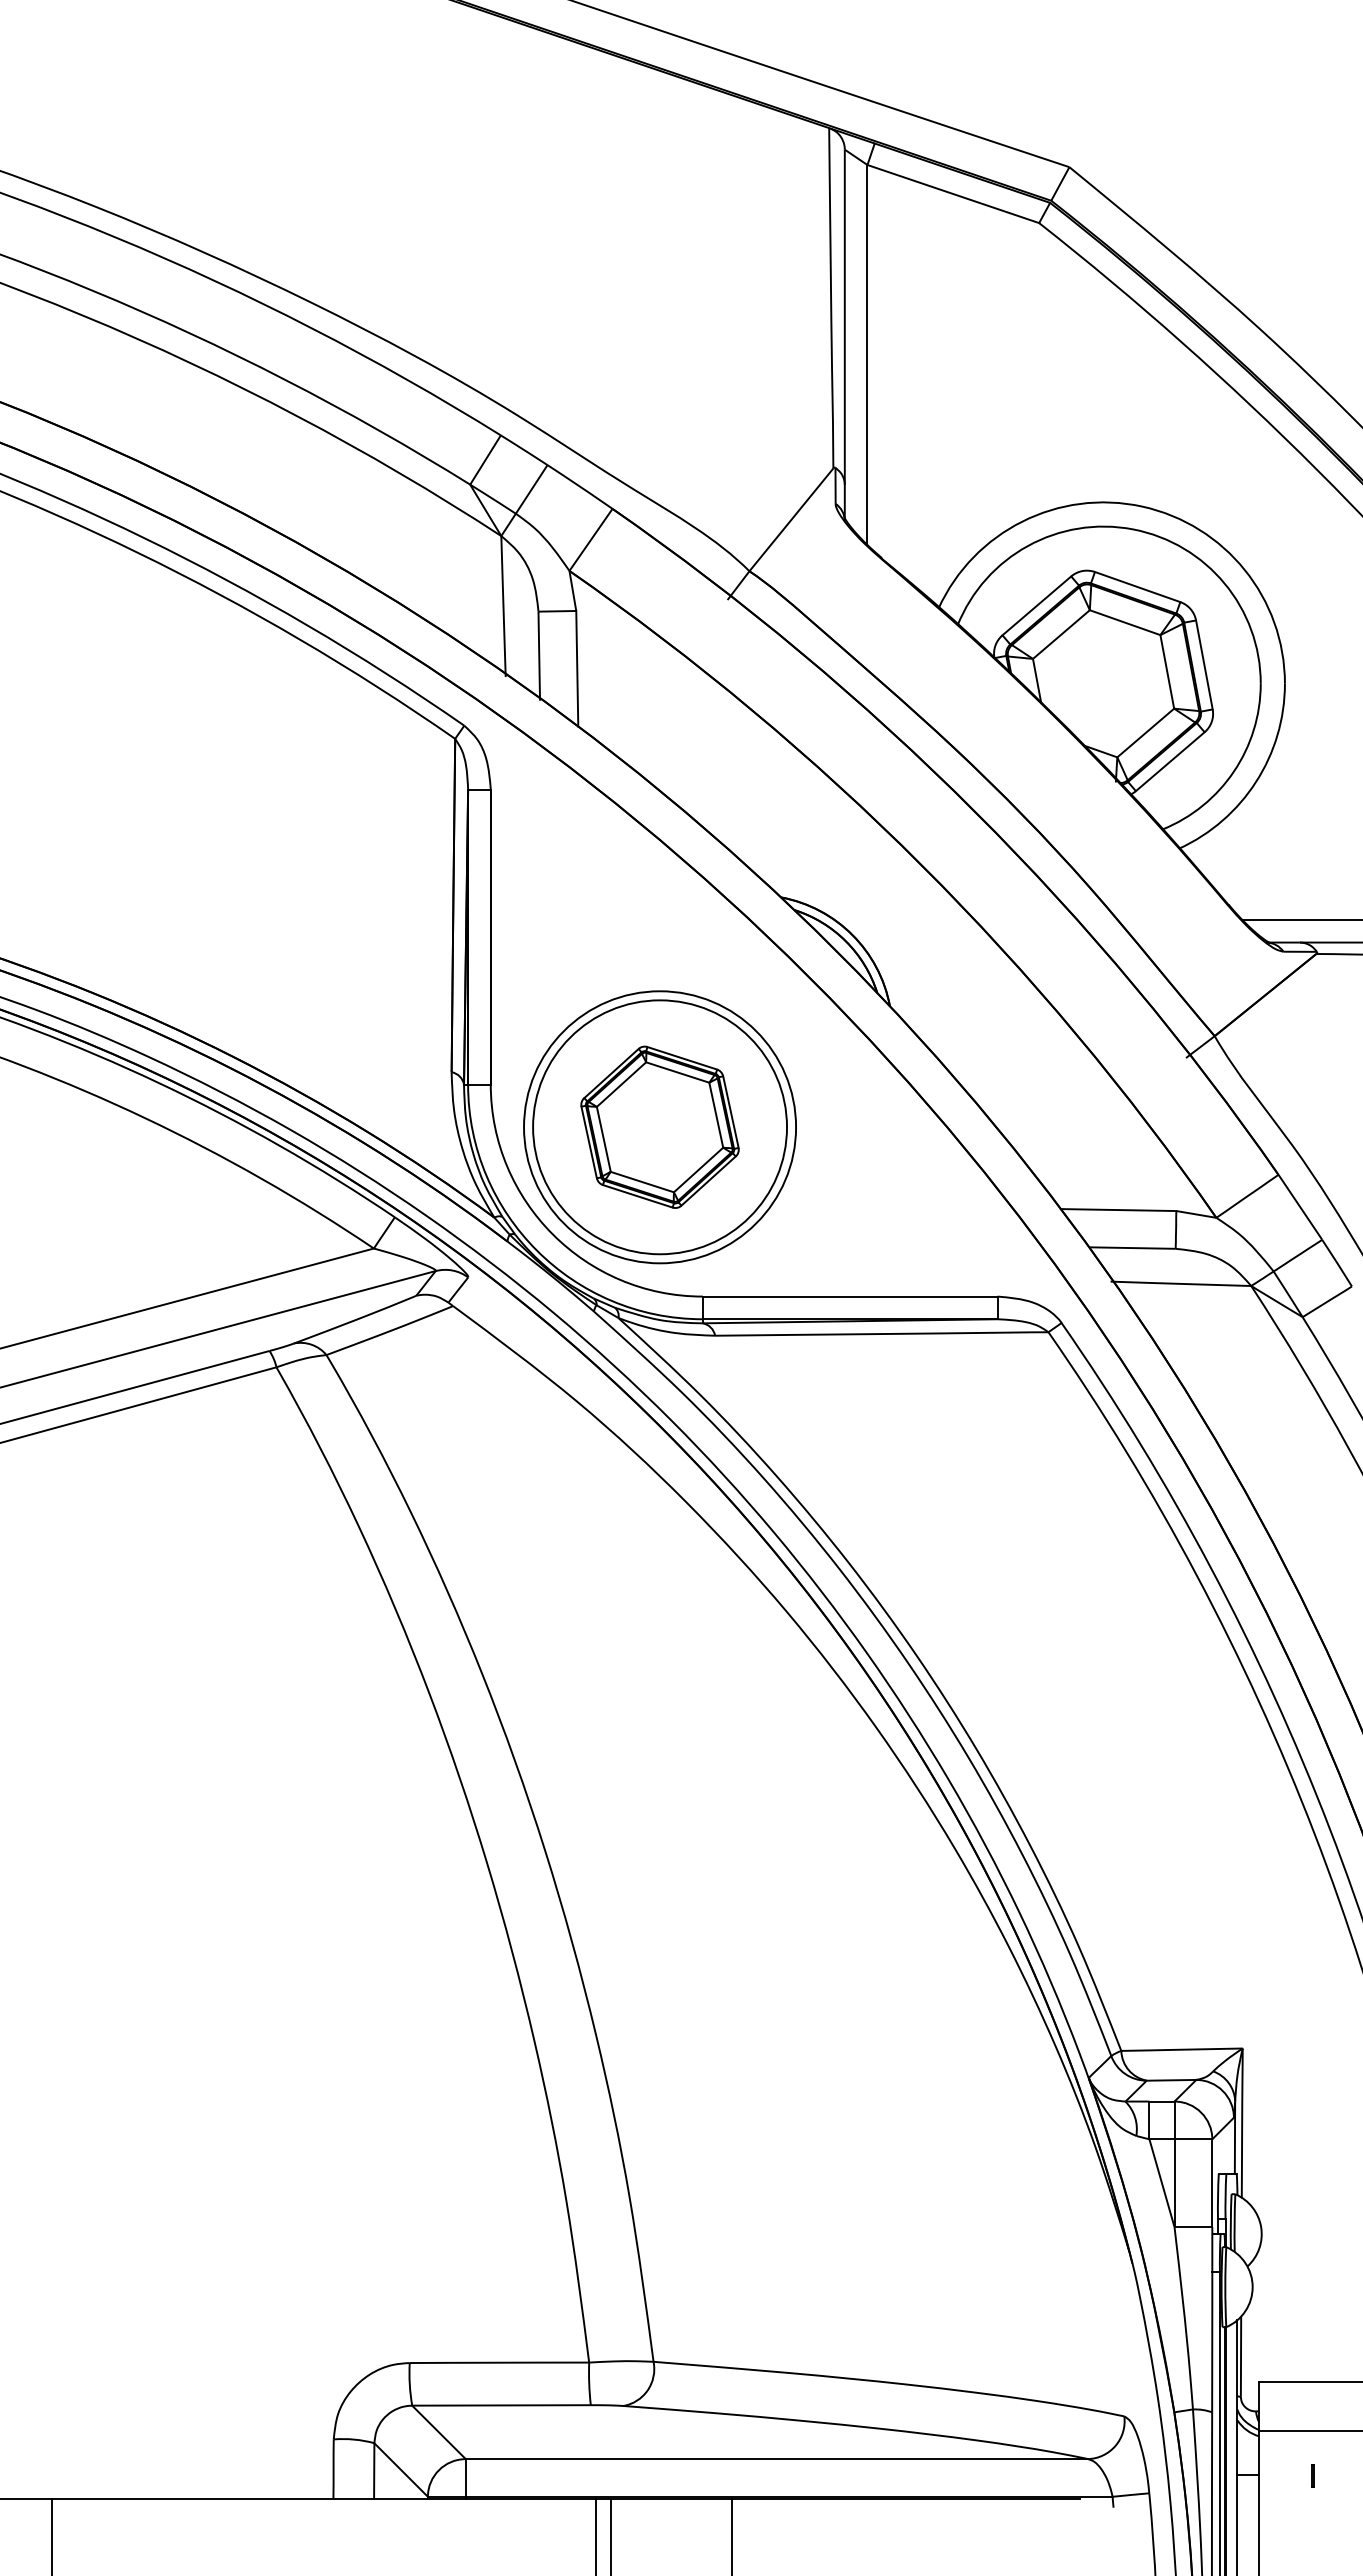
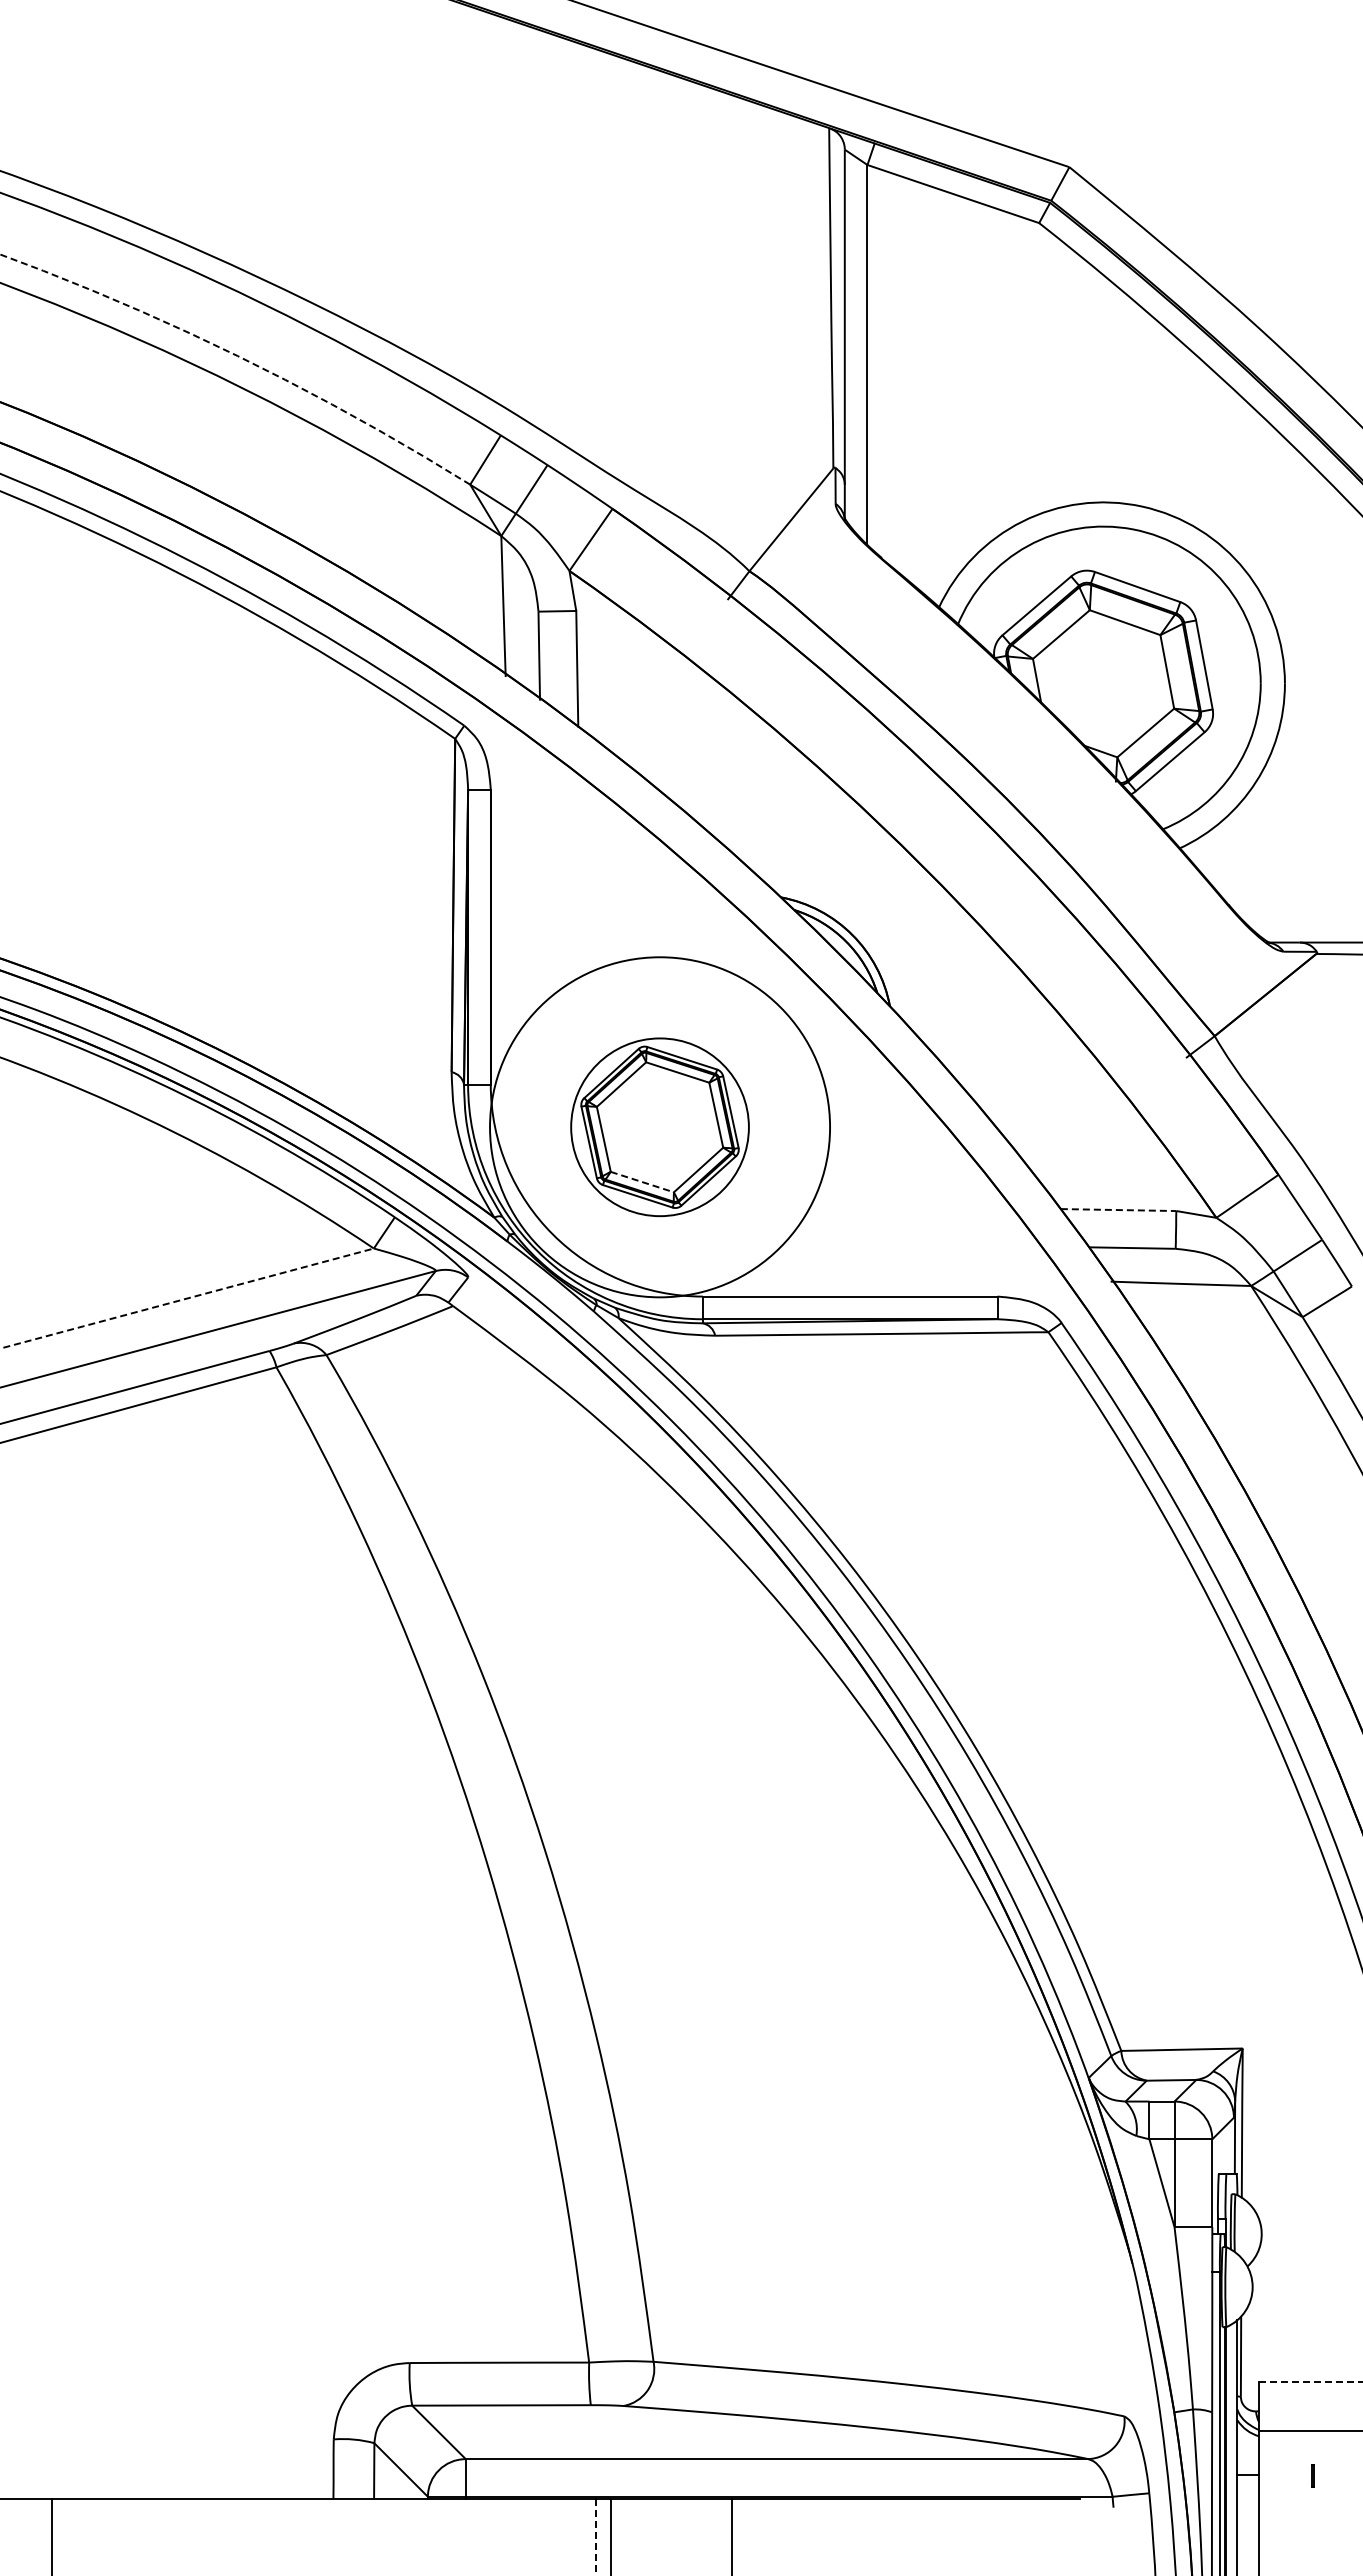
arc: solid -> dashed (240, 357)
line: present -> none (1300, 919)
circle diameter: 254 px -> 178 px (659, 1127)
circle diameter: 272 px -> 340 px (660, 1127)
line: solid -> dashed (642, 1182)
line: solid -> dashed (1118, 1210)
line: solid -> dashed (187, 1298)
line: solid -> dashed (1311, 2382)
line: solid -> dashed (595, 2537)
